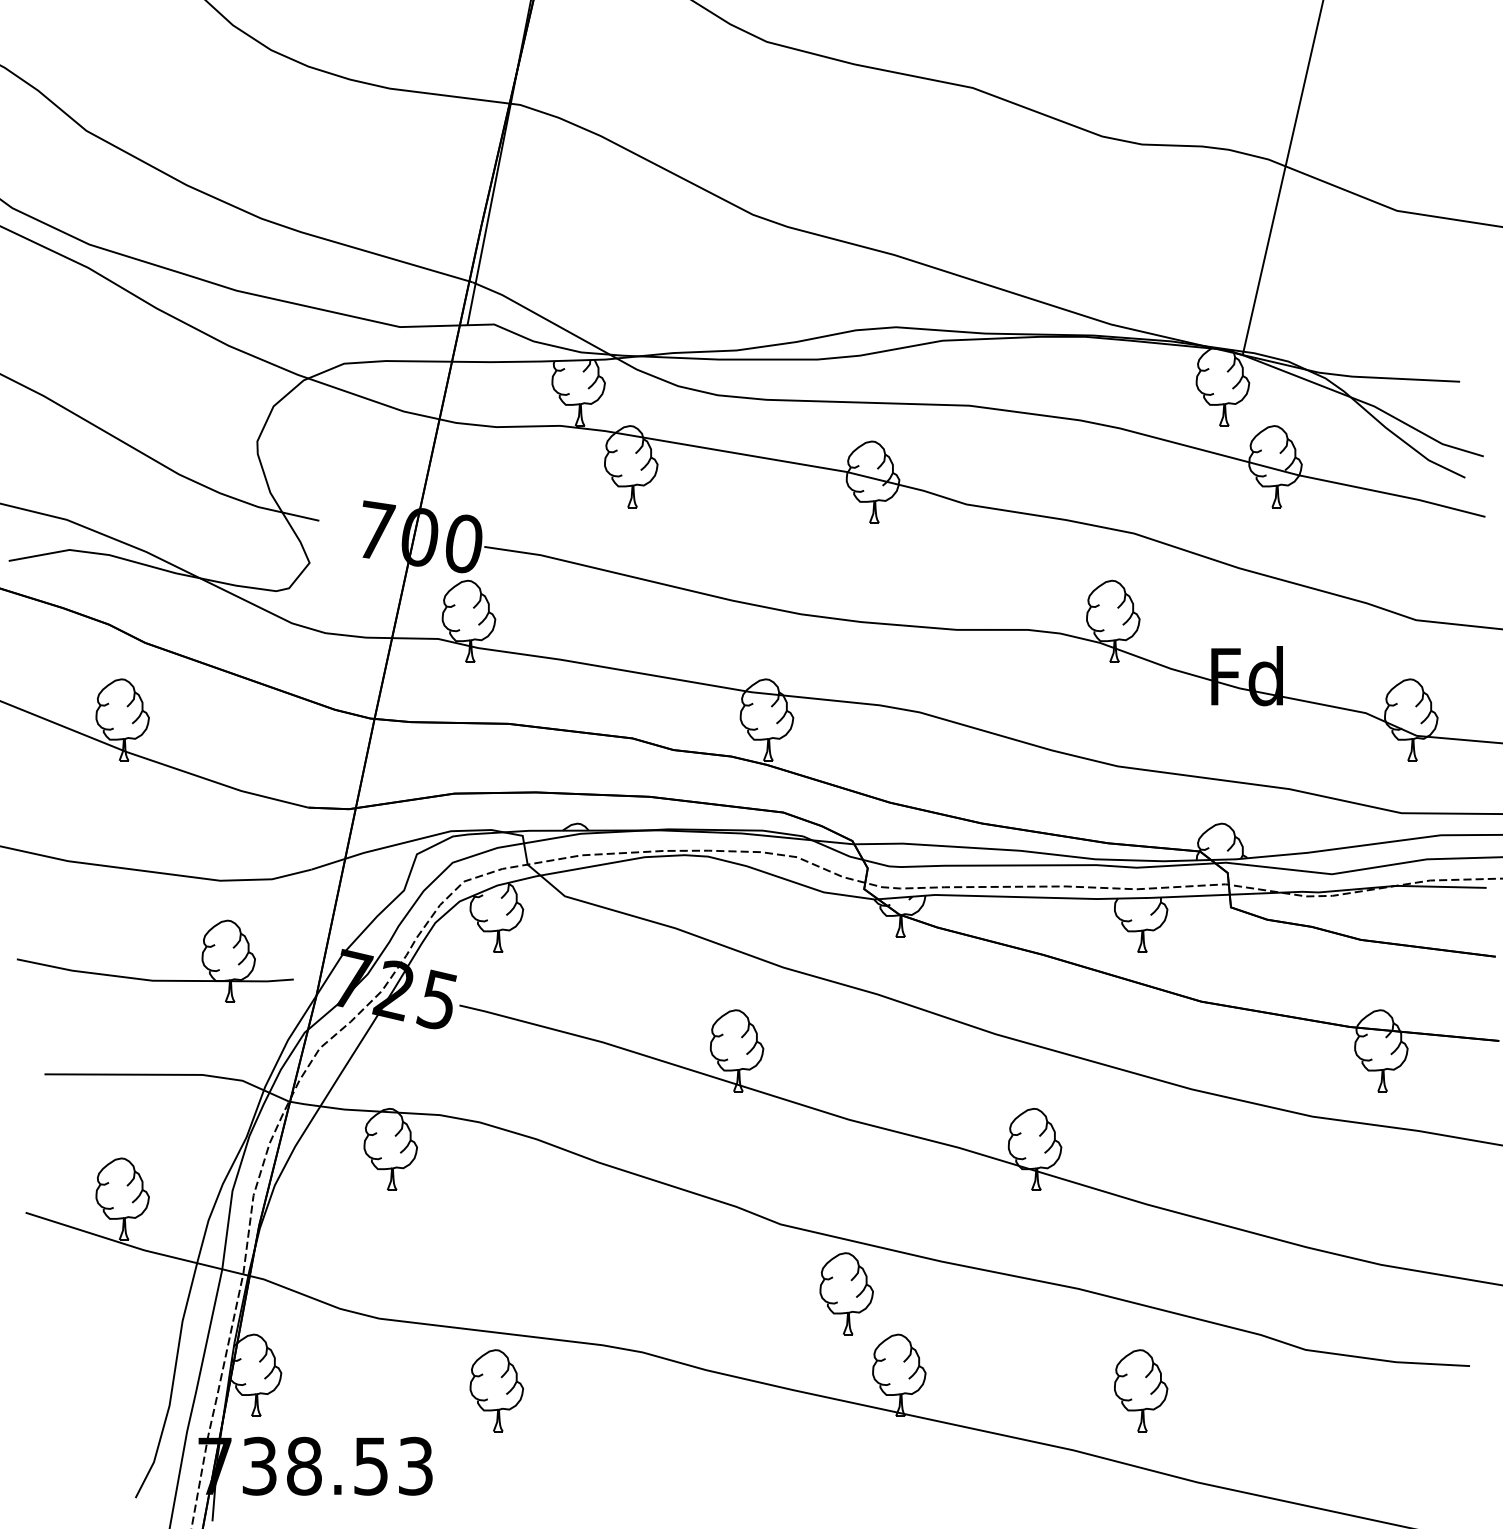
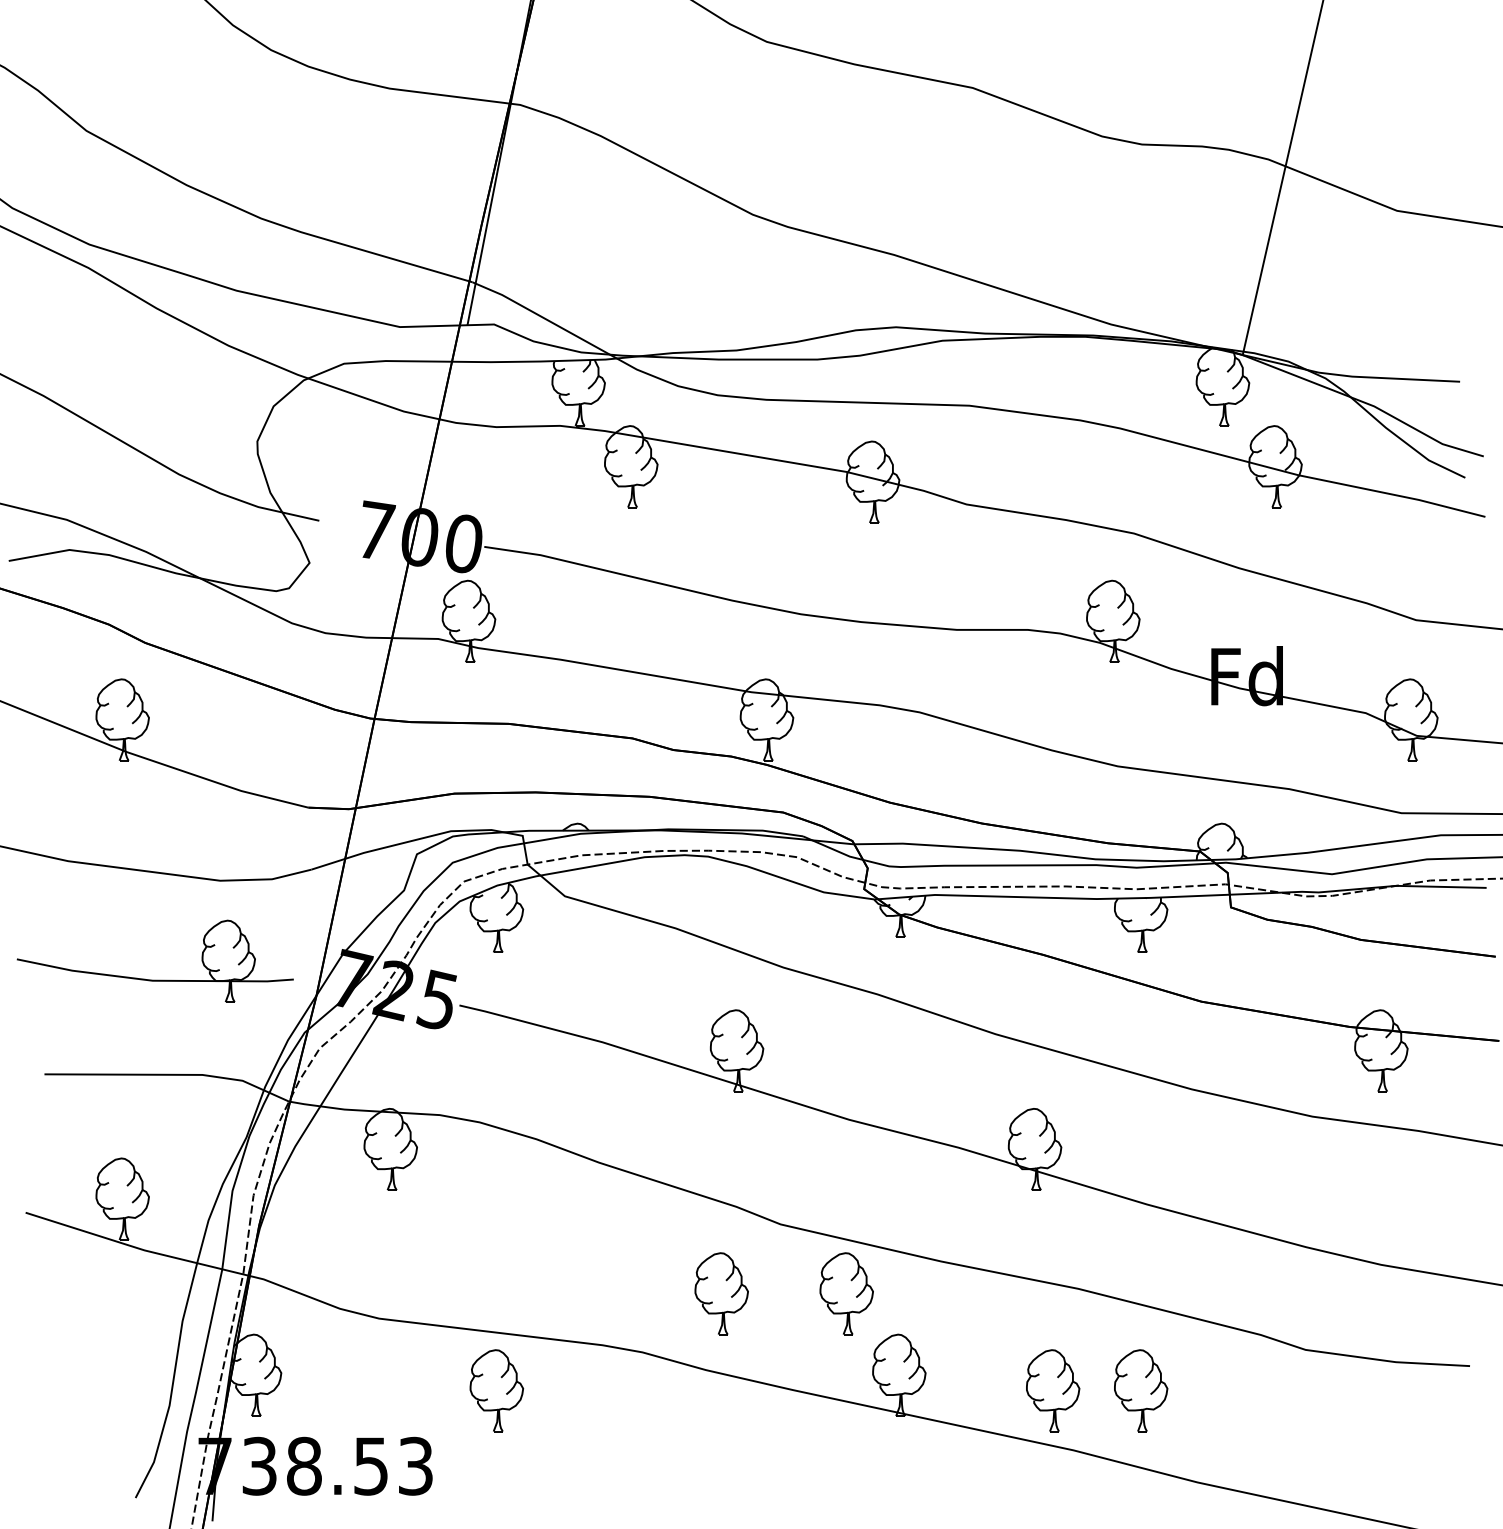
part: none -> present (721, 1293)
part: none -> present (1053, 1390)
